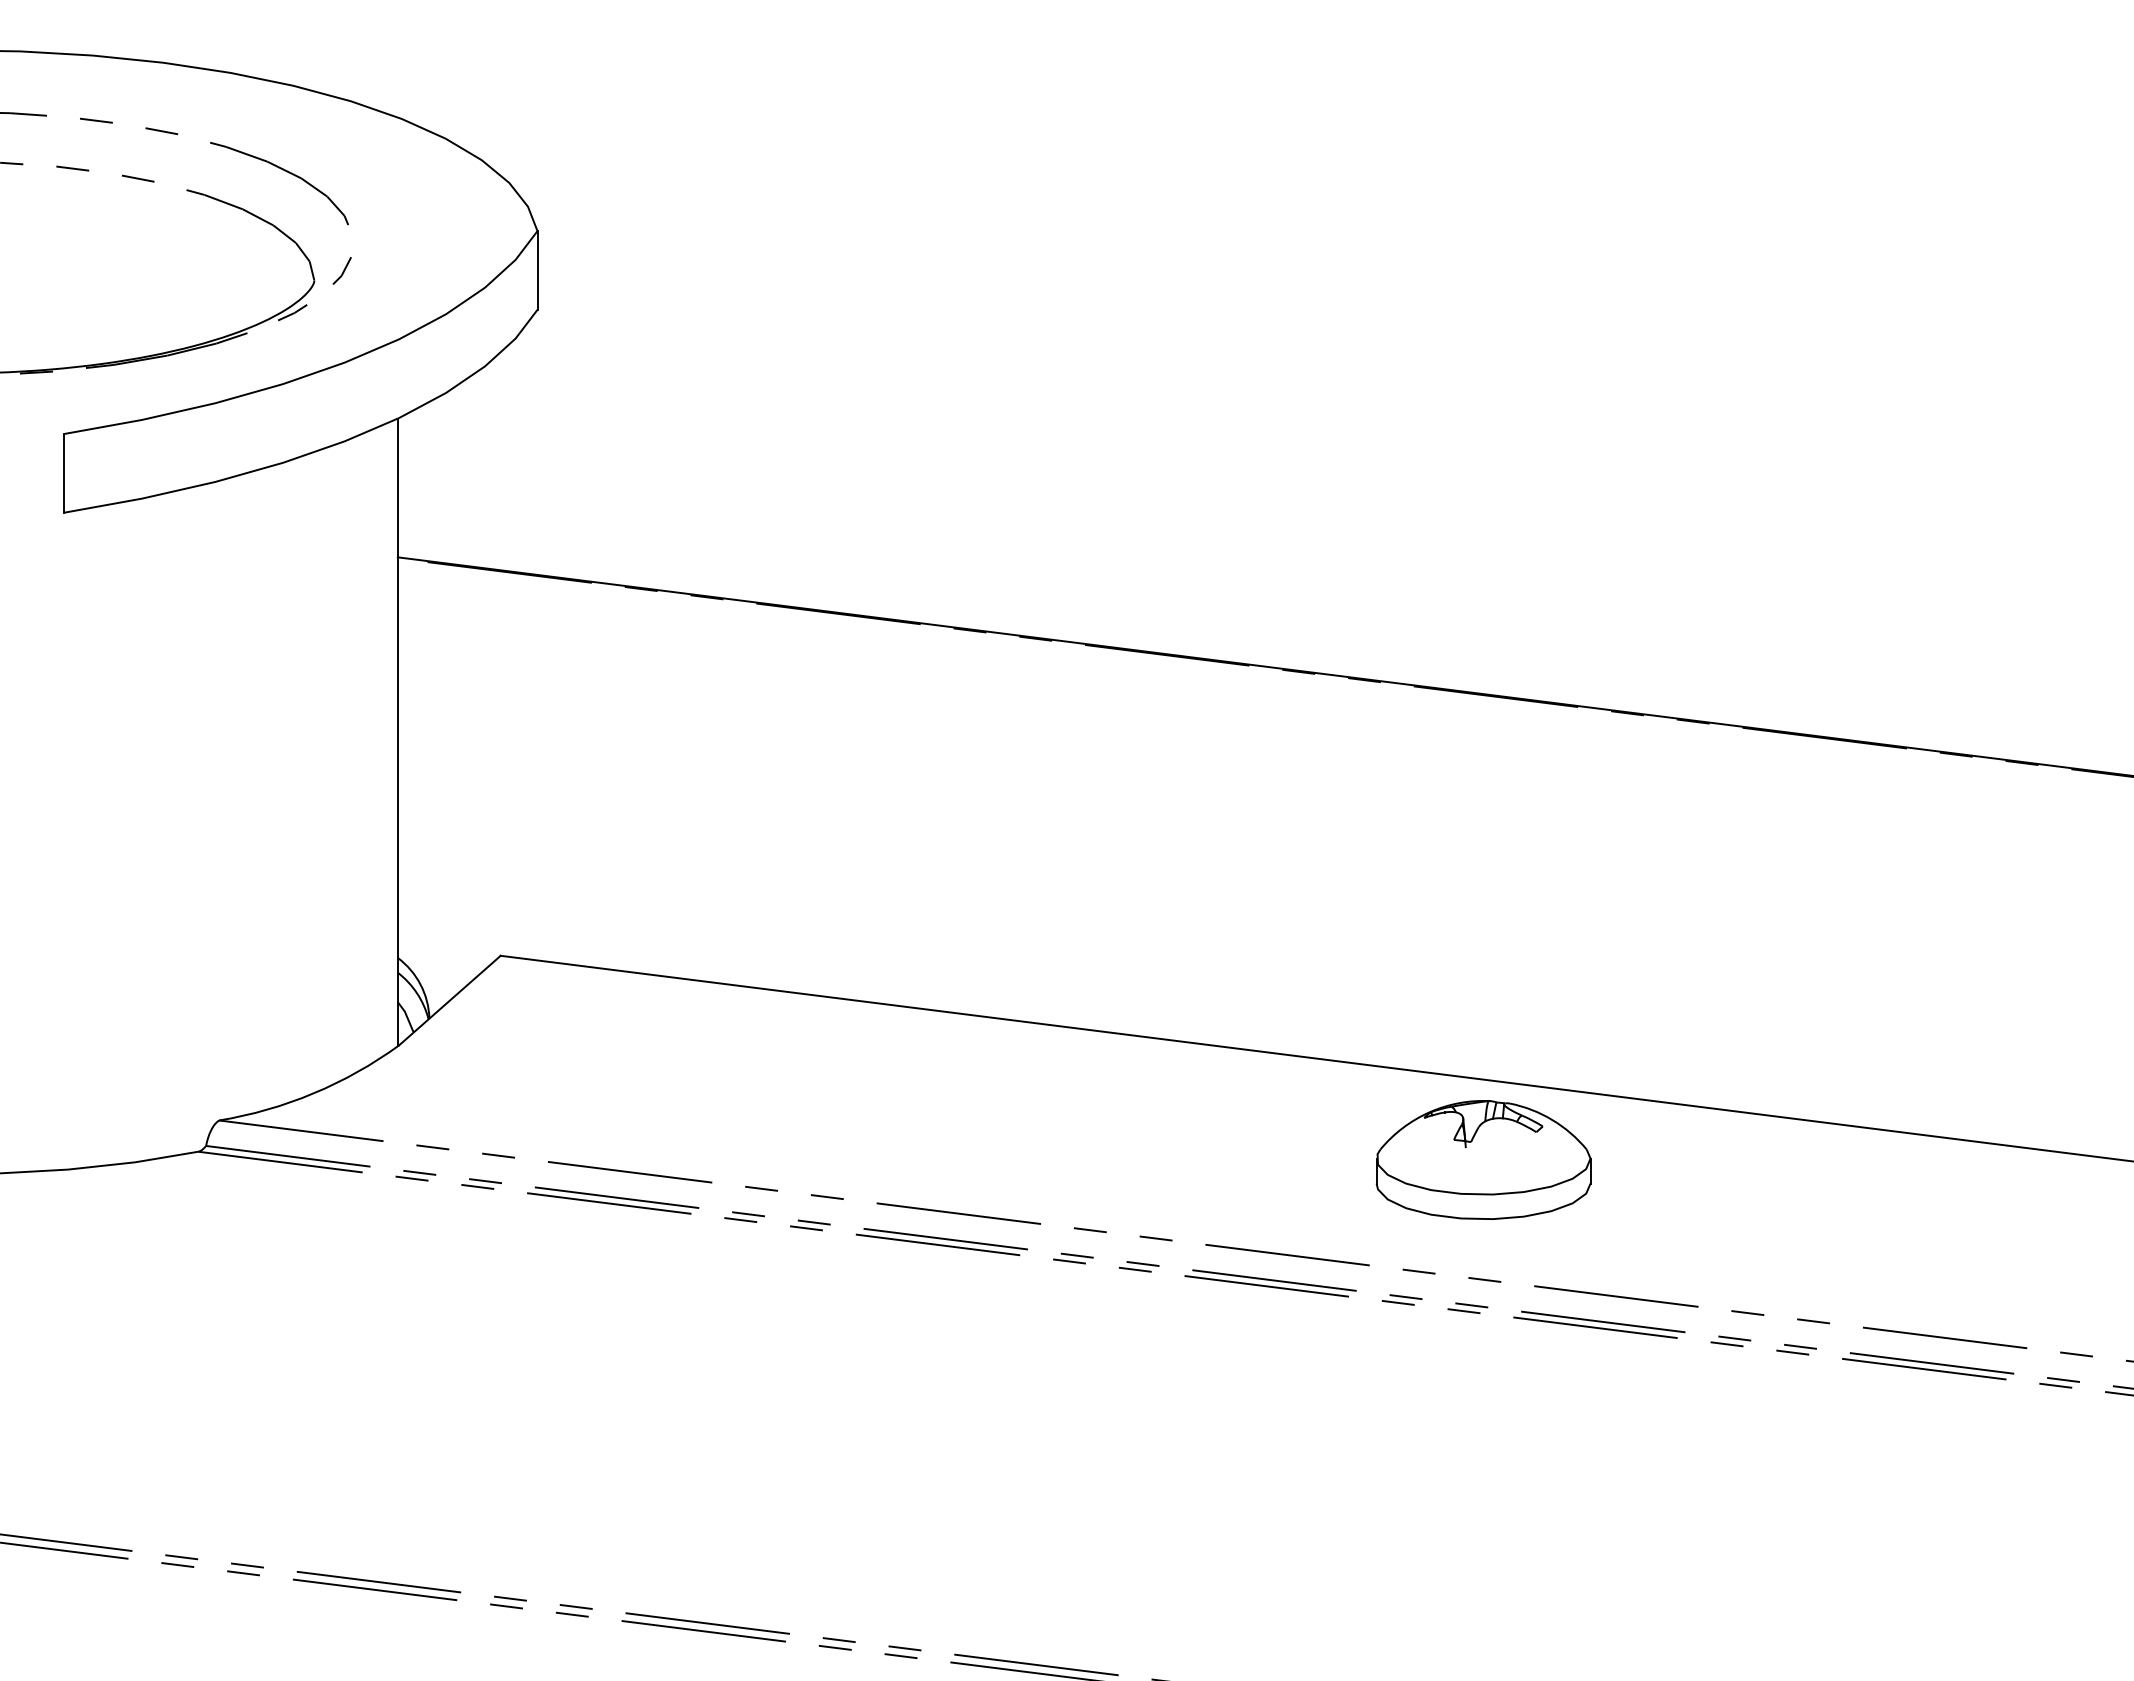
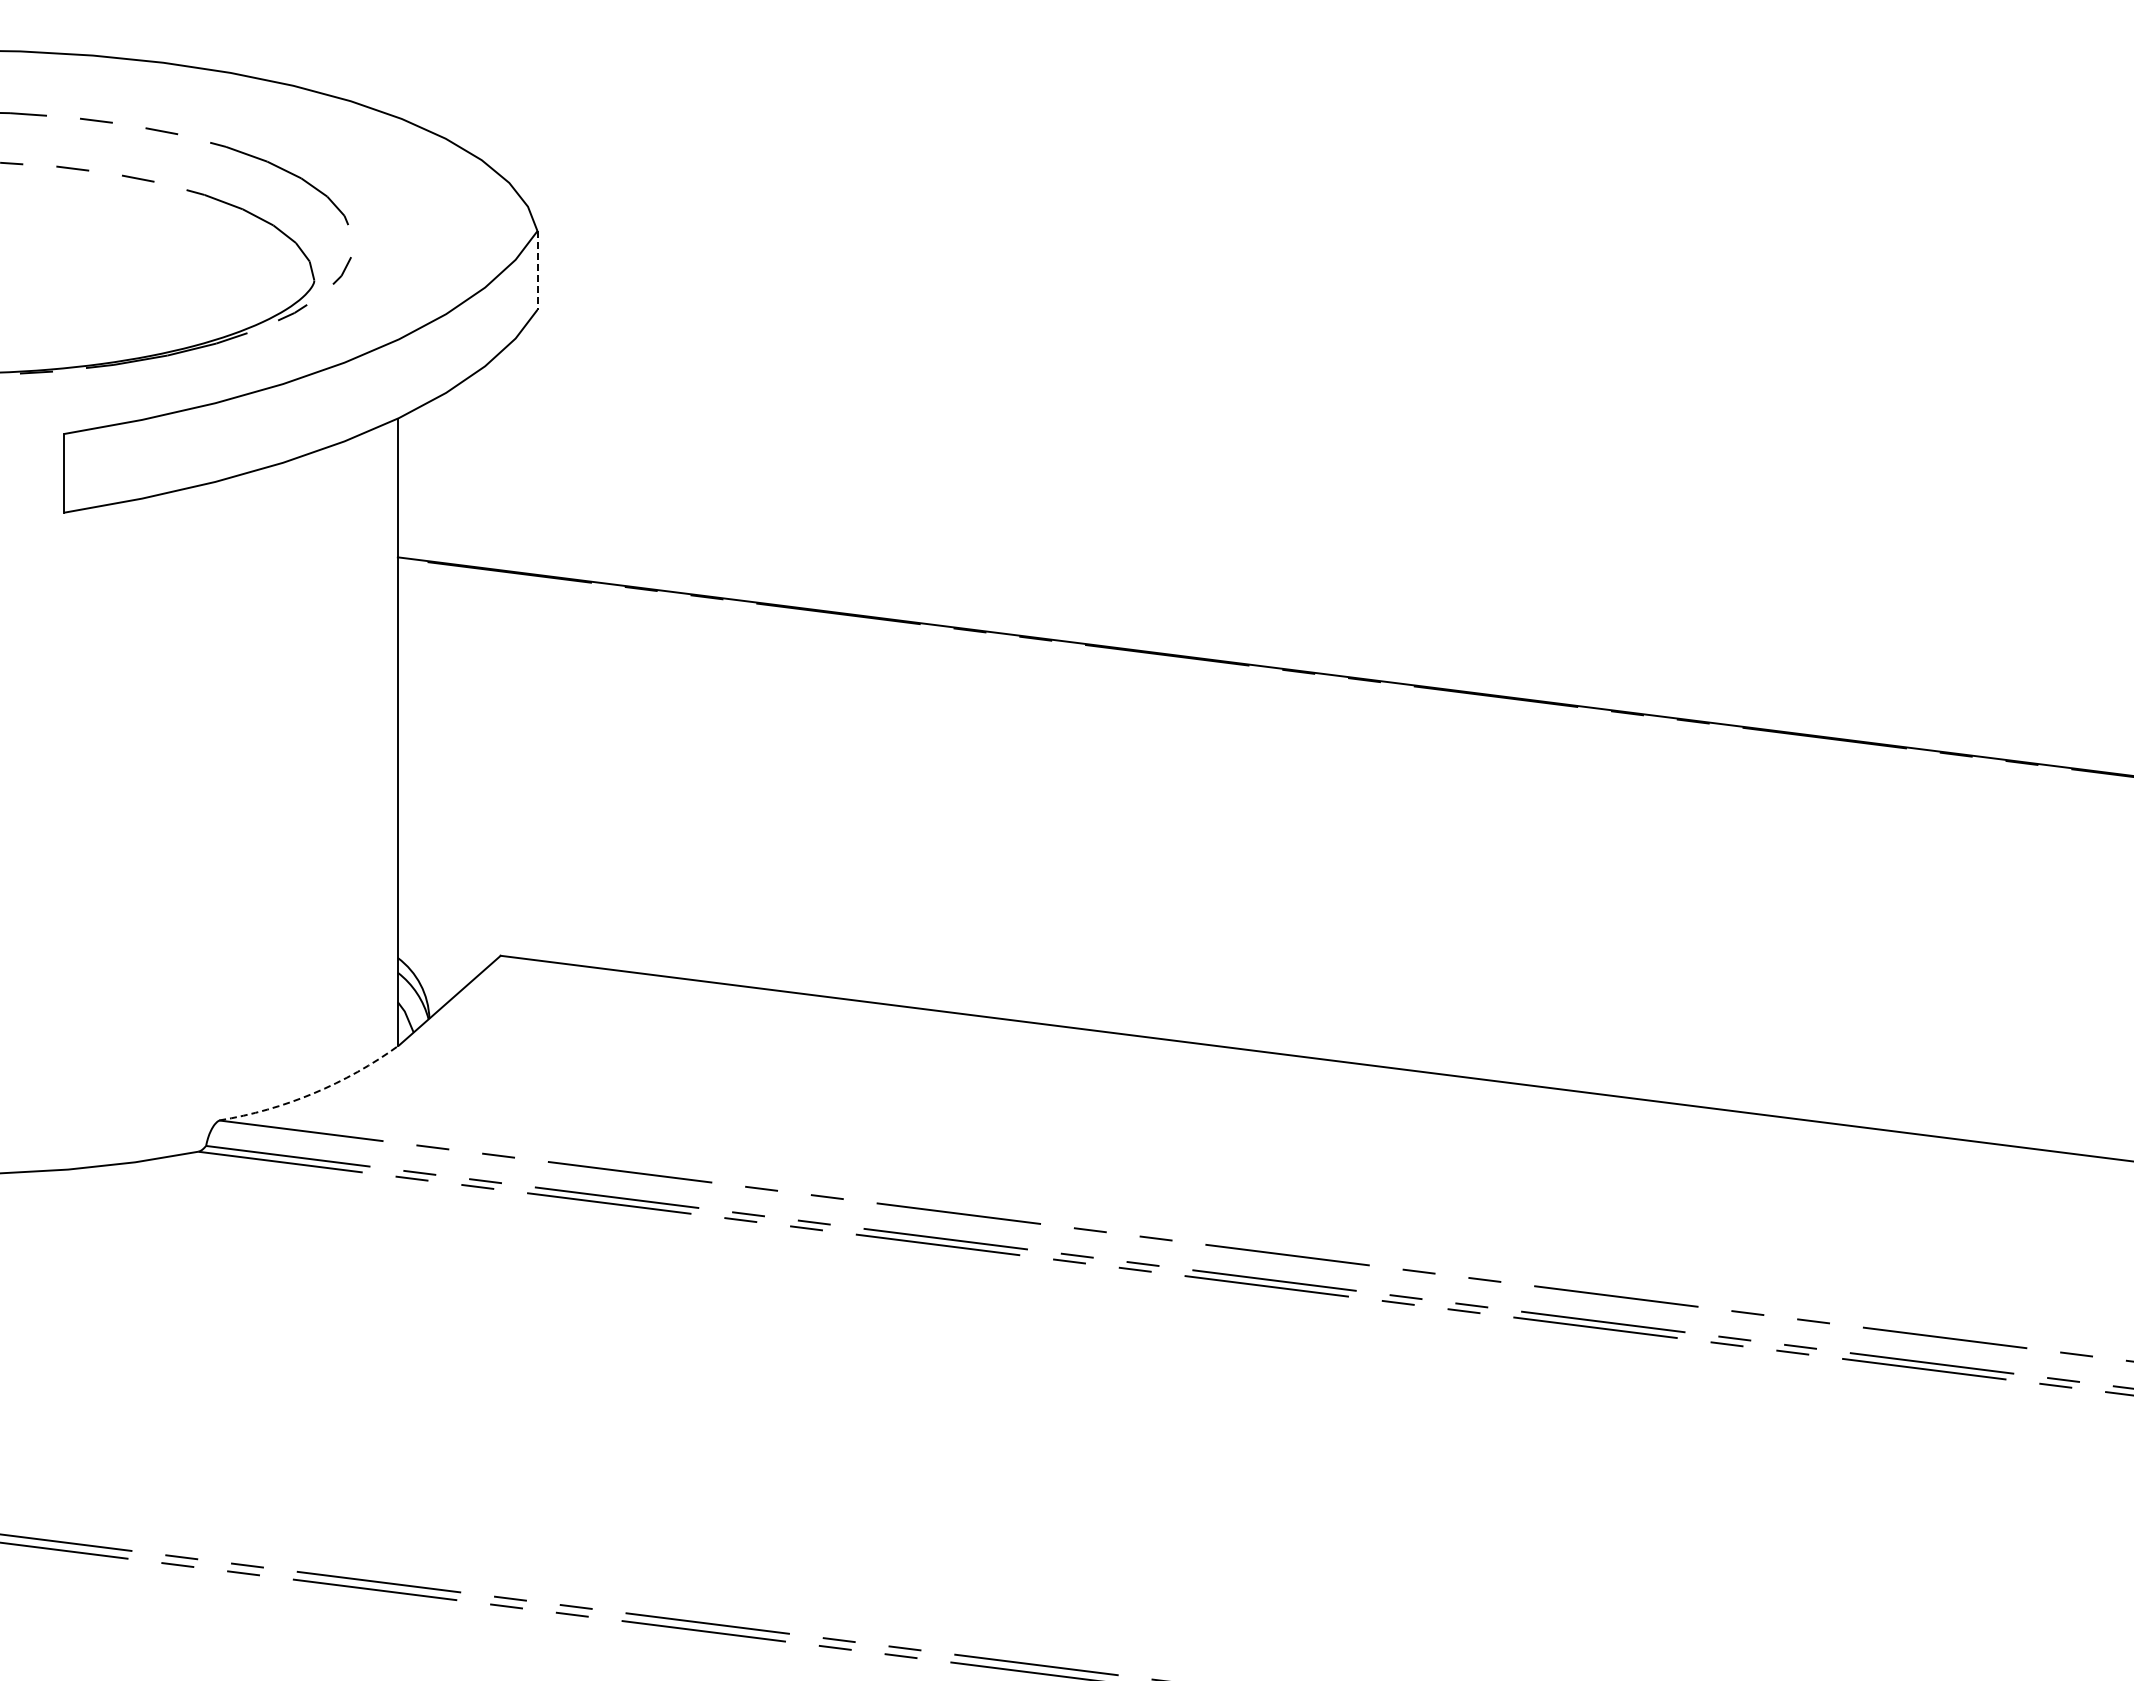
line: solid -> dashed (537, 270)
arc: solid -> dashed (313, 1093)
part: present -> none (1483, 1159)
